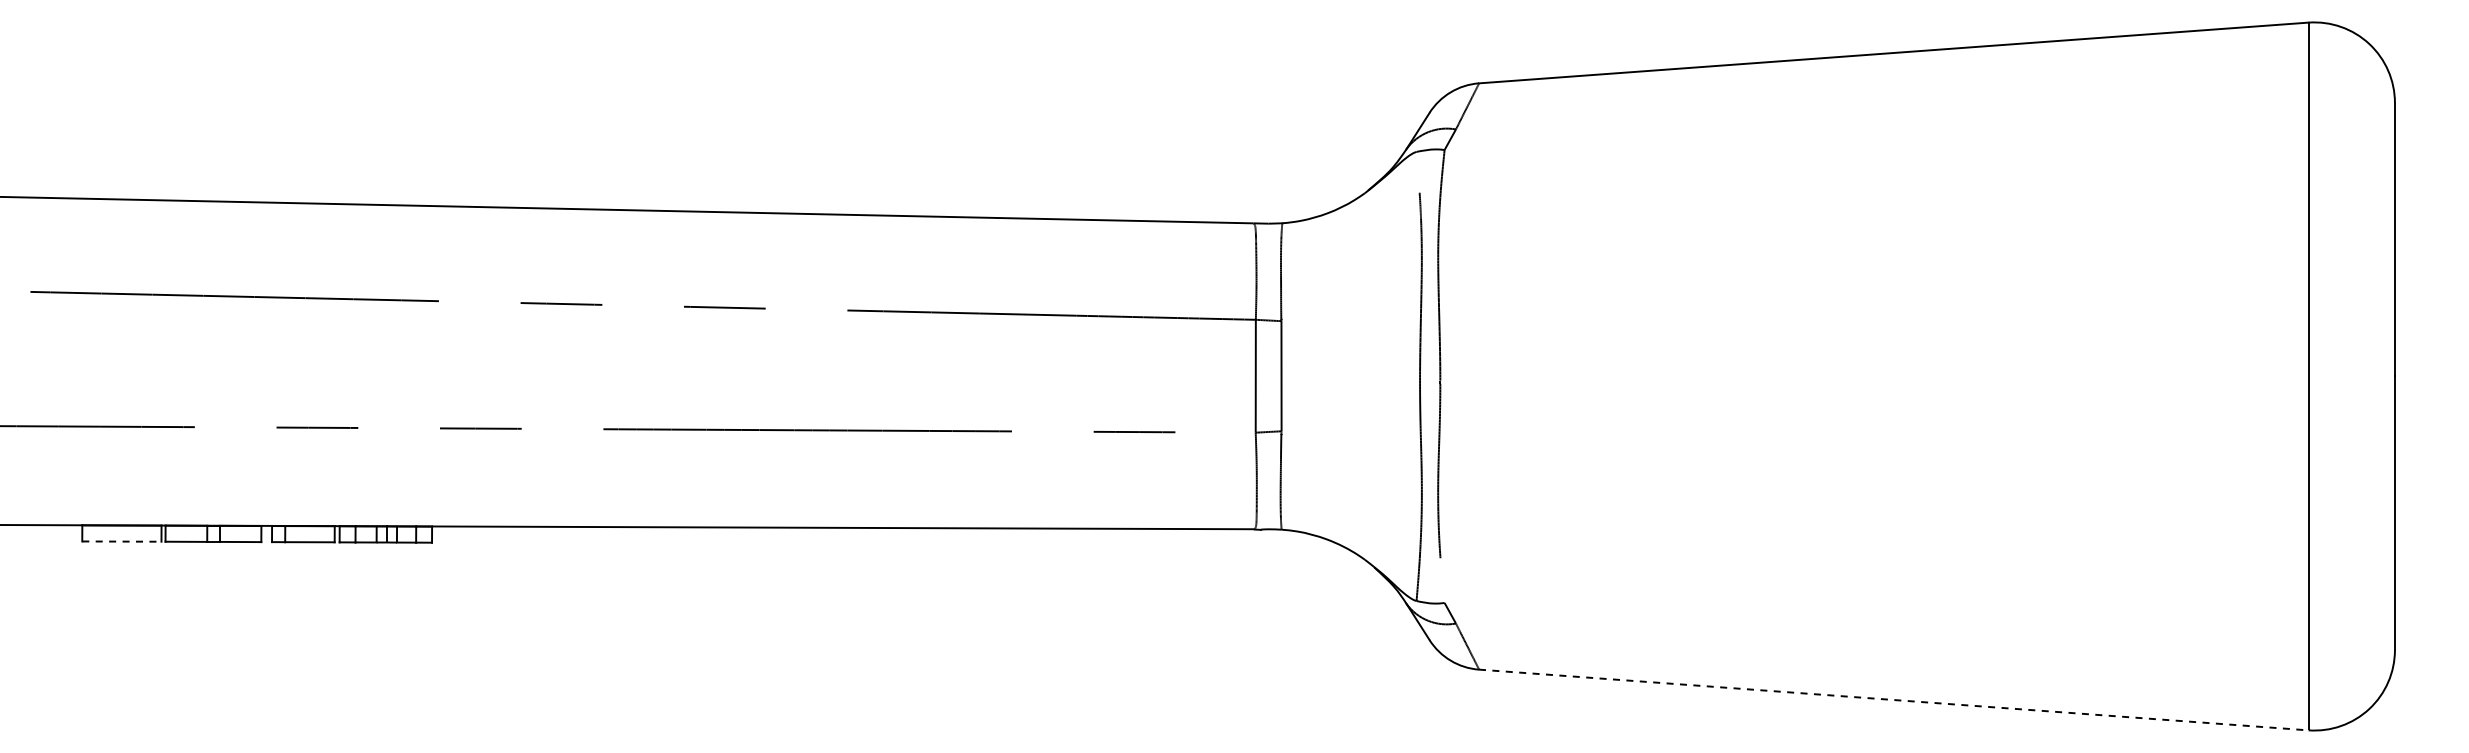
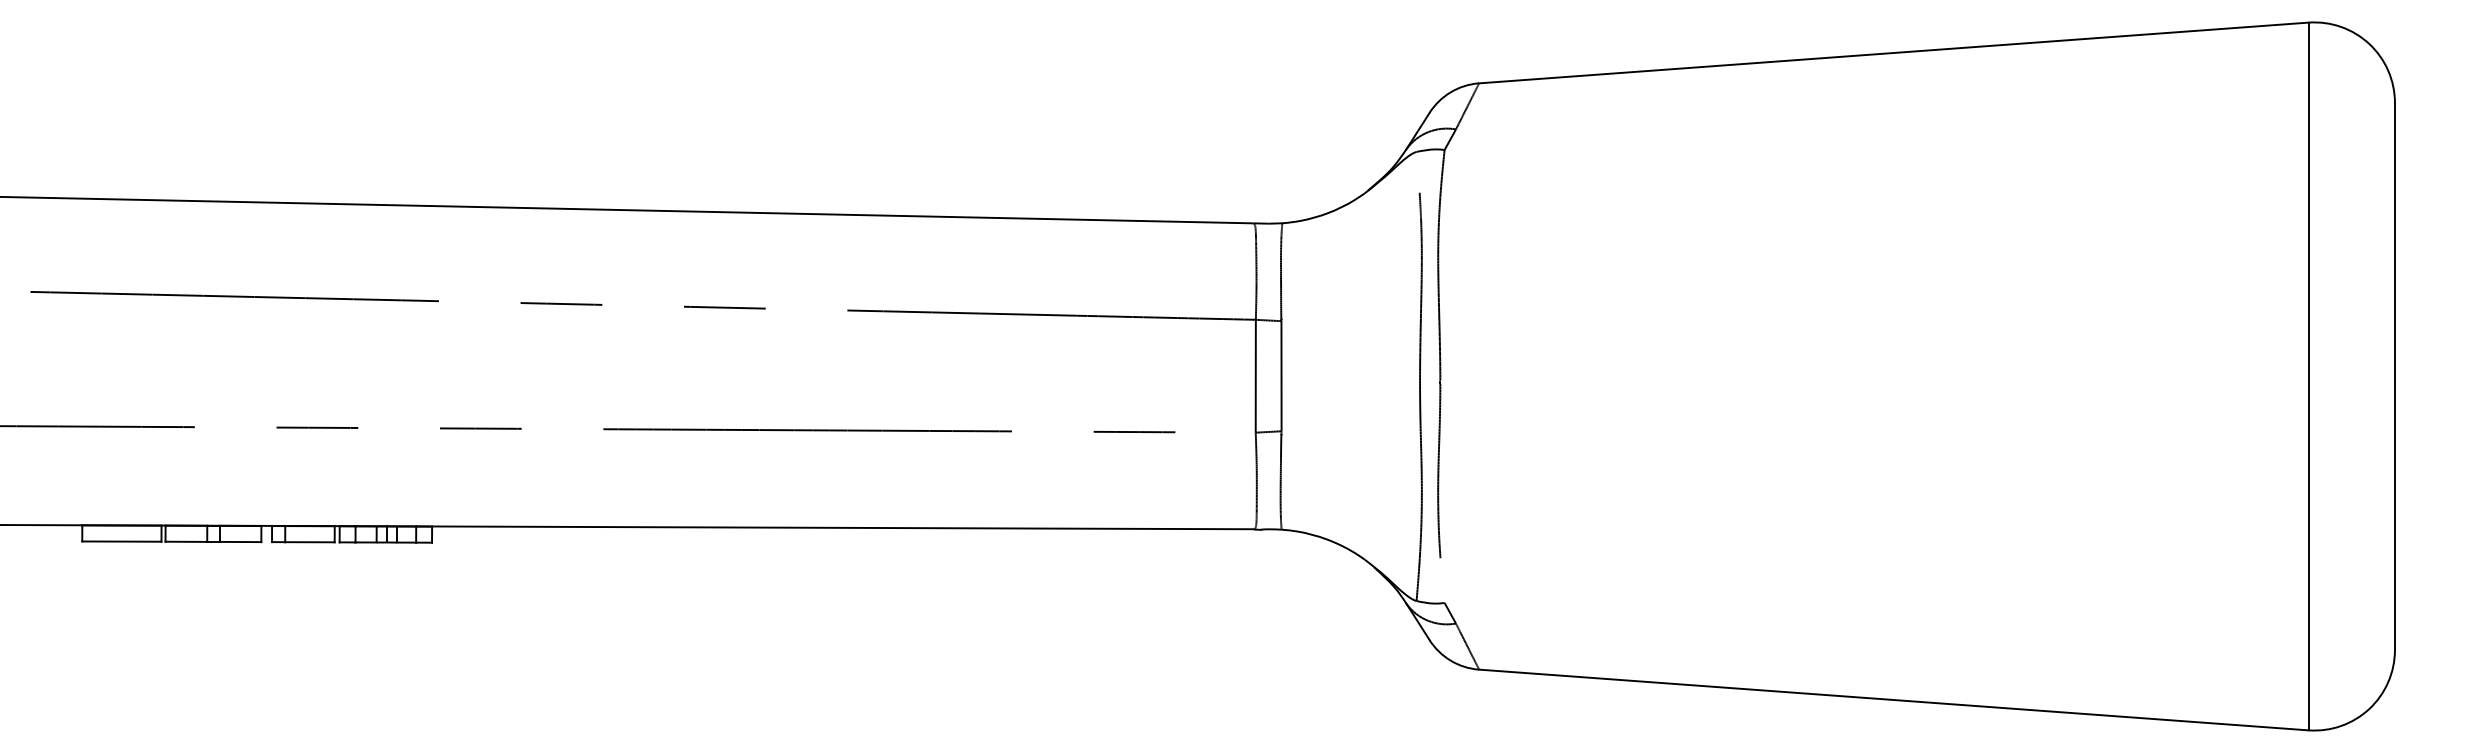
line: dashed -> solid (121, 541)
line: dashed -> solid (1893, 700)
